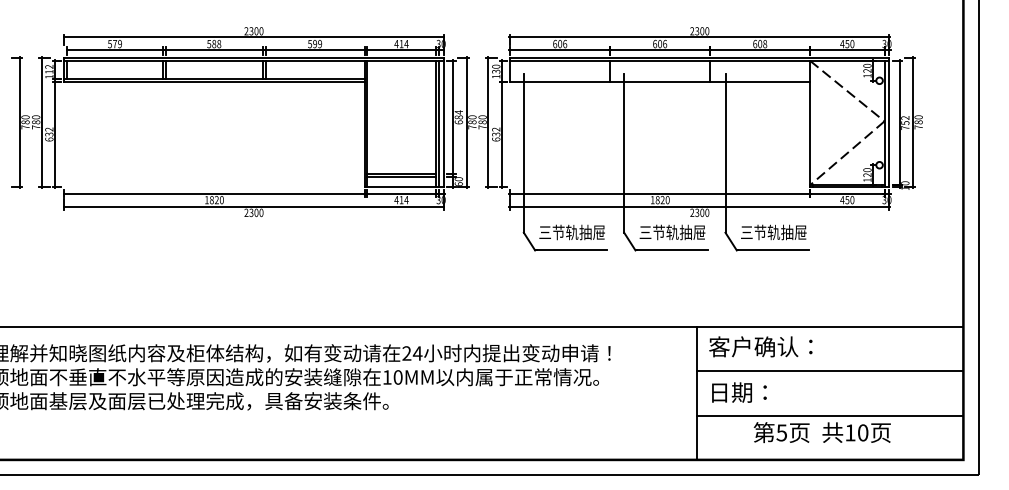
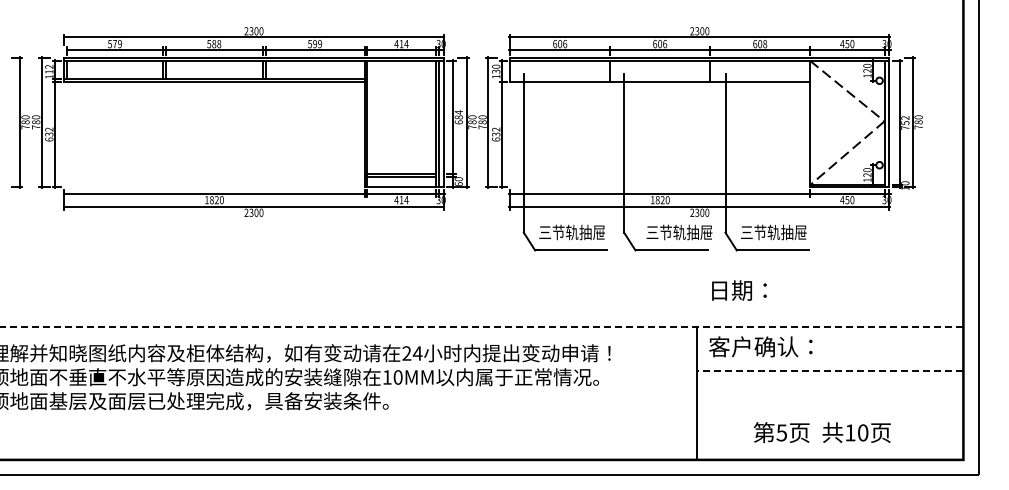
text position: (672, 232) -> (679, 232) (679, 232)
line: solid -> dashed (481, 326)
line: solid -> dashed (829, 371)
text position: (739, 392) -> (739, 290) (739, 290)
line: present -> none (829, 415)
